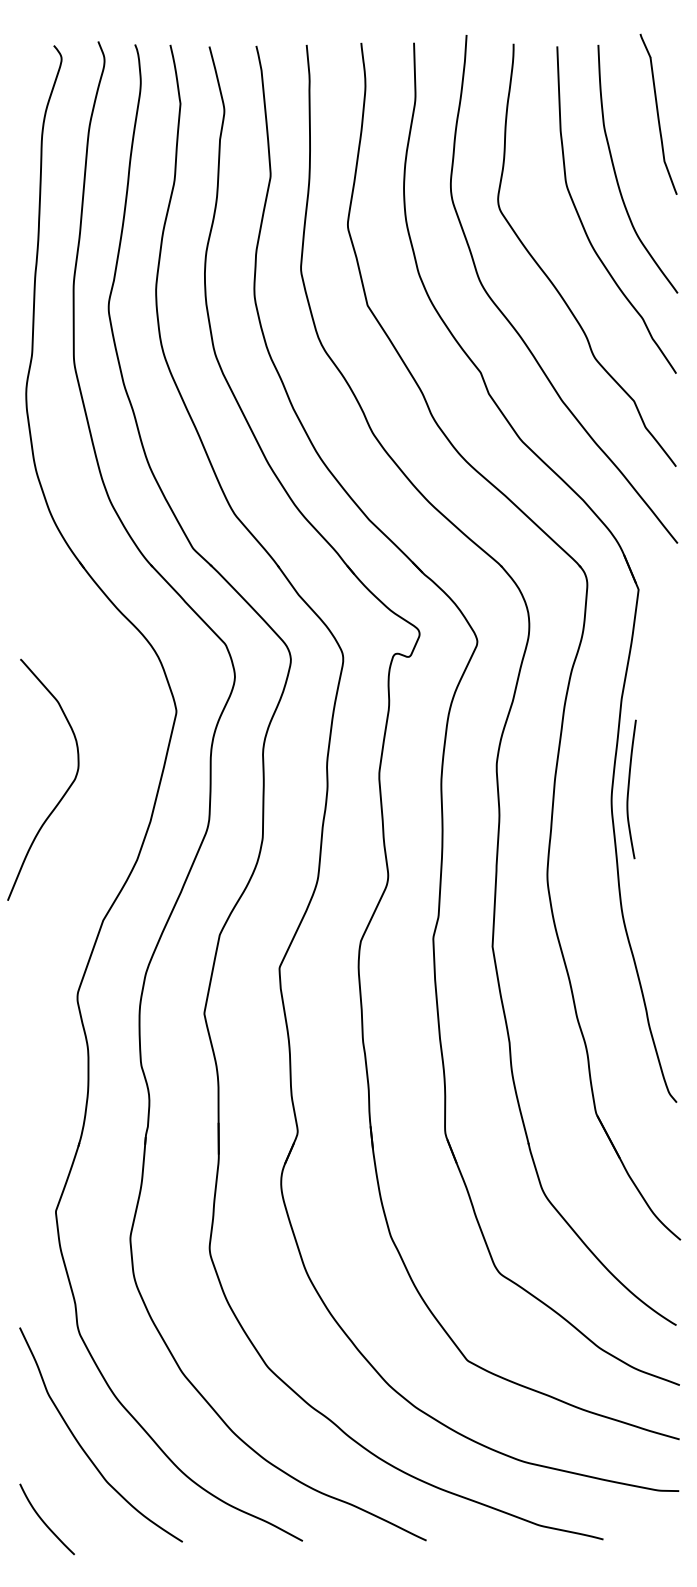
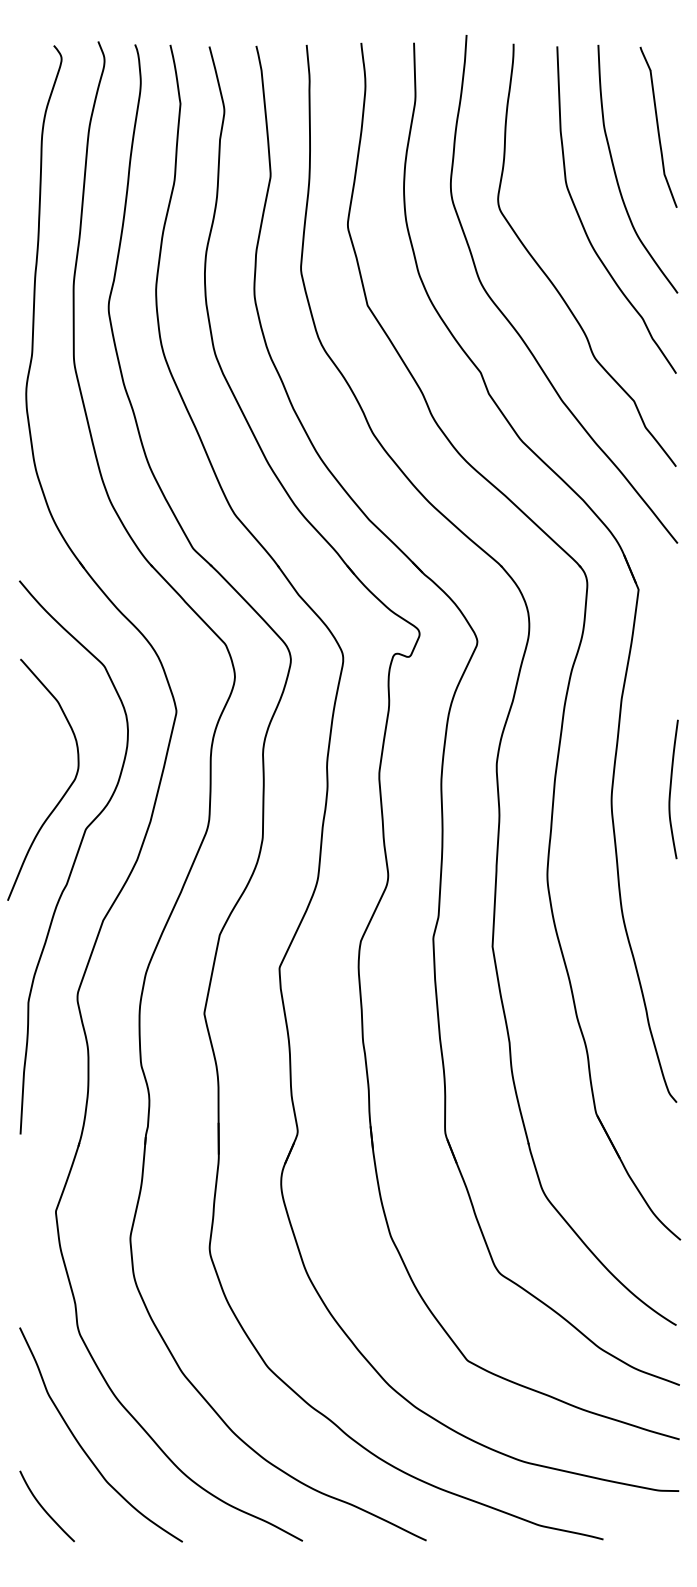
curve position: (658, 113) -> (658, 126) (658, 126)
curve position: (629, 789) -> (671, 789) (671, 789)
curve: none -> present (74, 858)
curve position: (44, 1521) -> (44, 1508) (44, 1508)
